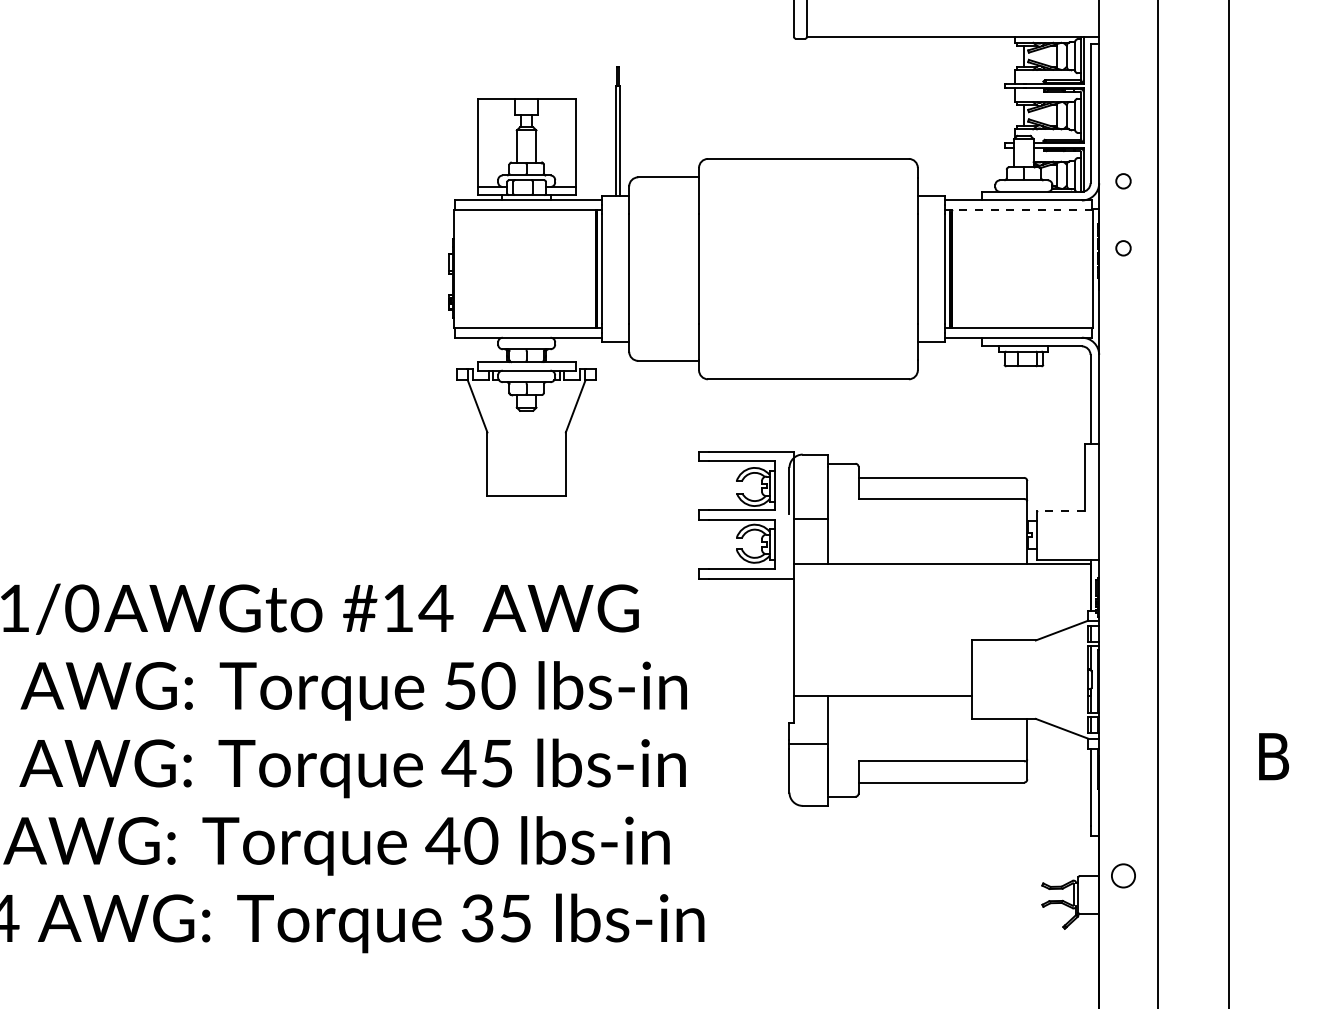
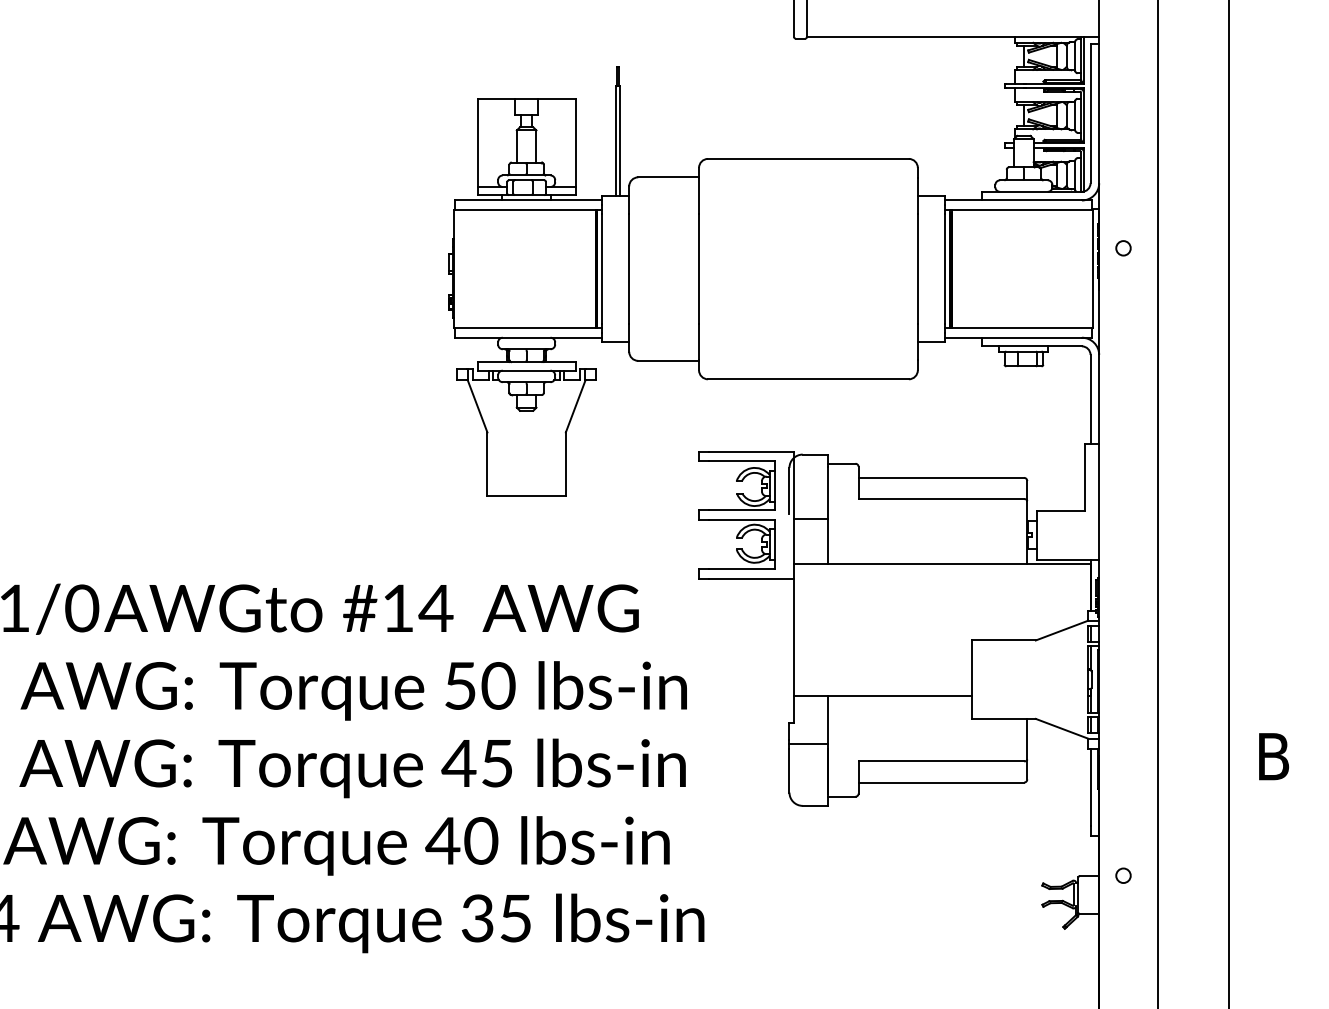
circle: present -> none (1123, 181)
line: dashed -> solid (1022, 210)
line: dashed -> solid (1060, 510)
circle size: 25x26 px -> 17x17 px (1123, 875)
